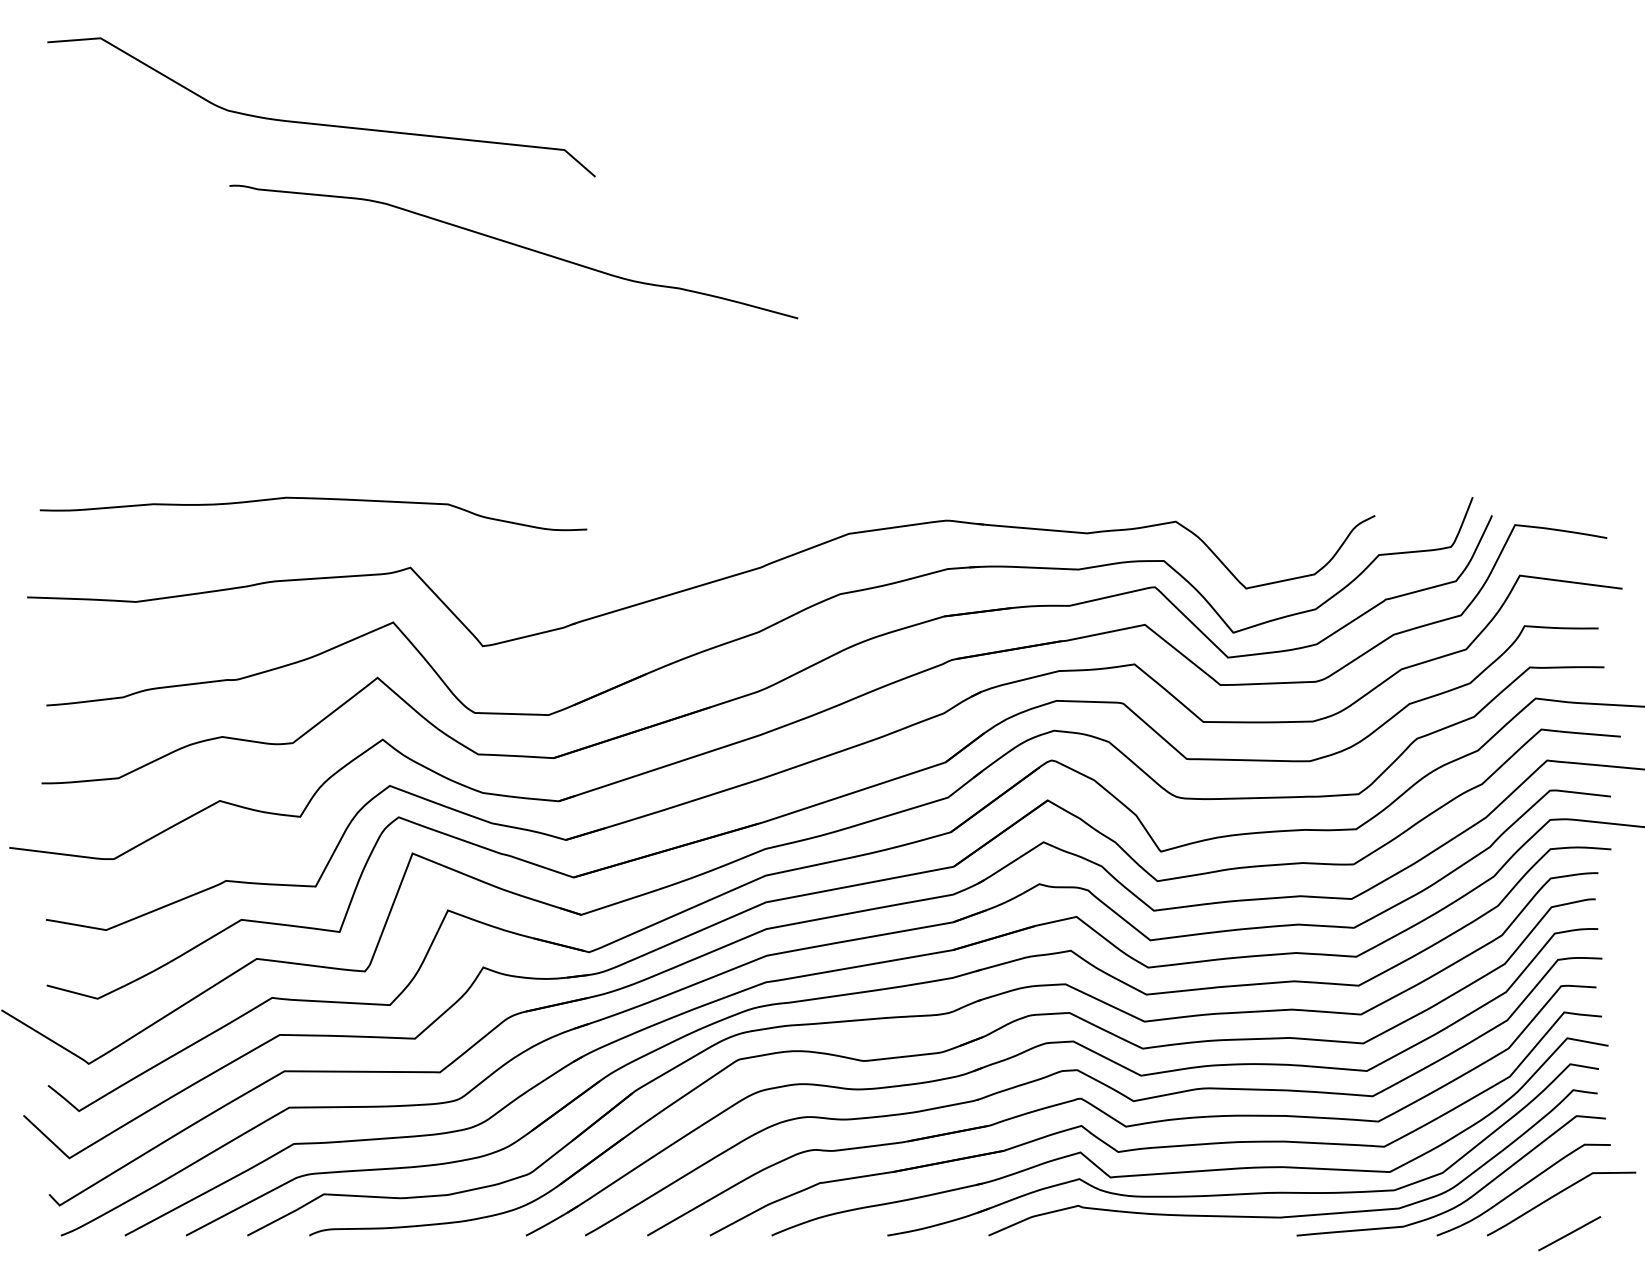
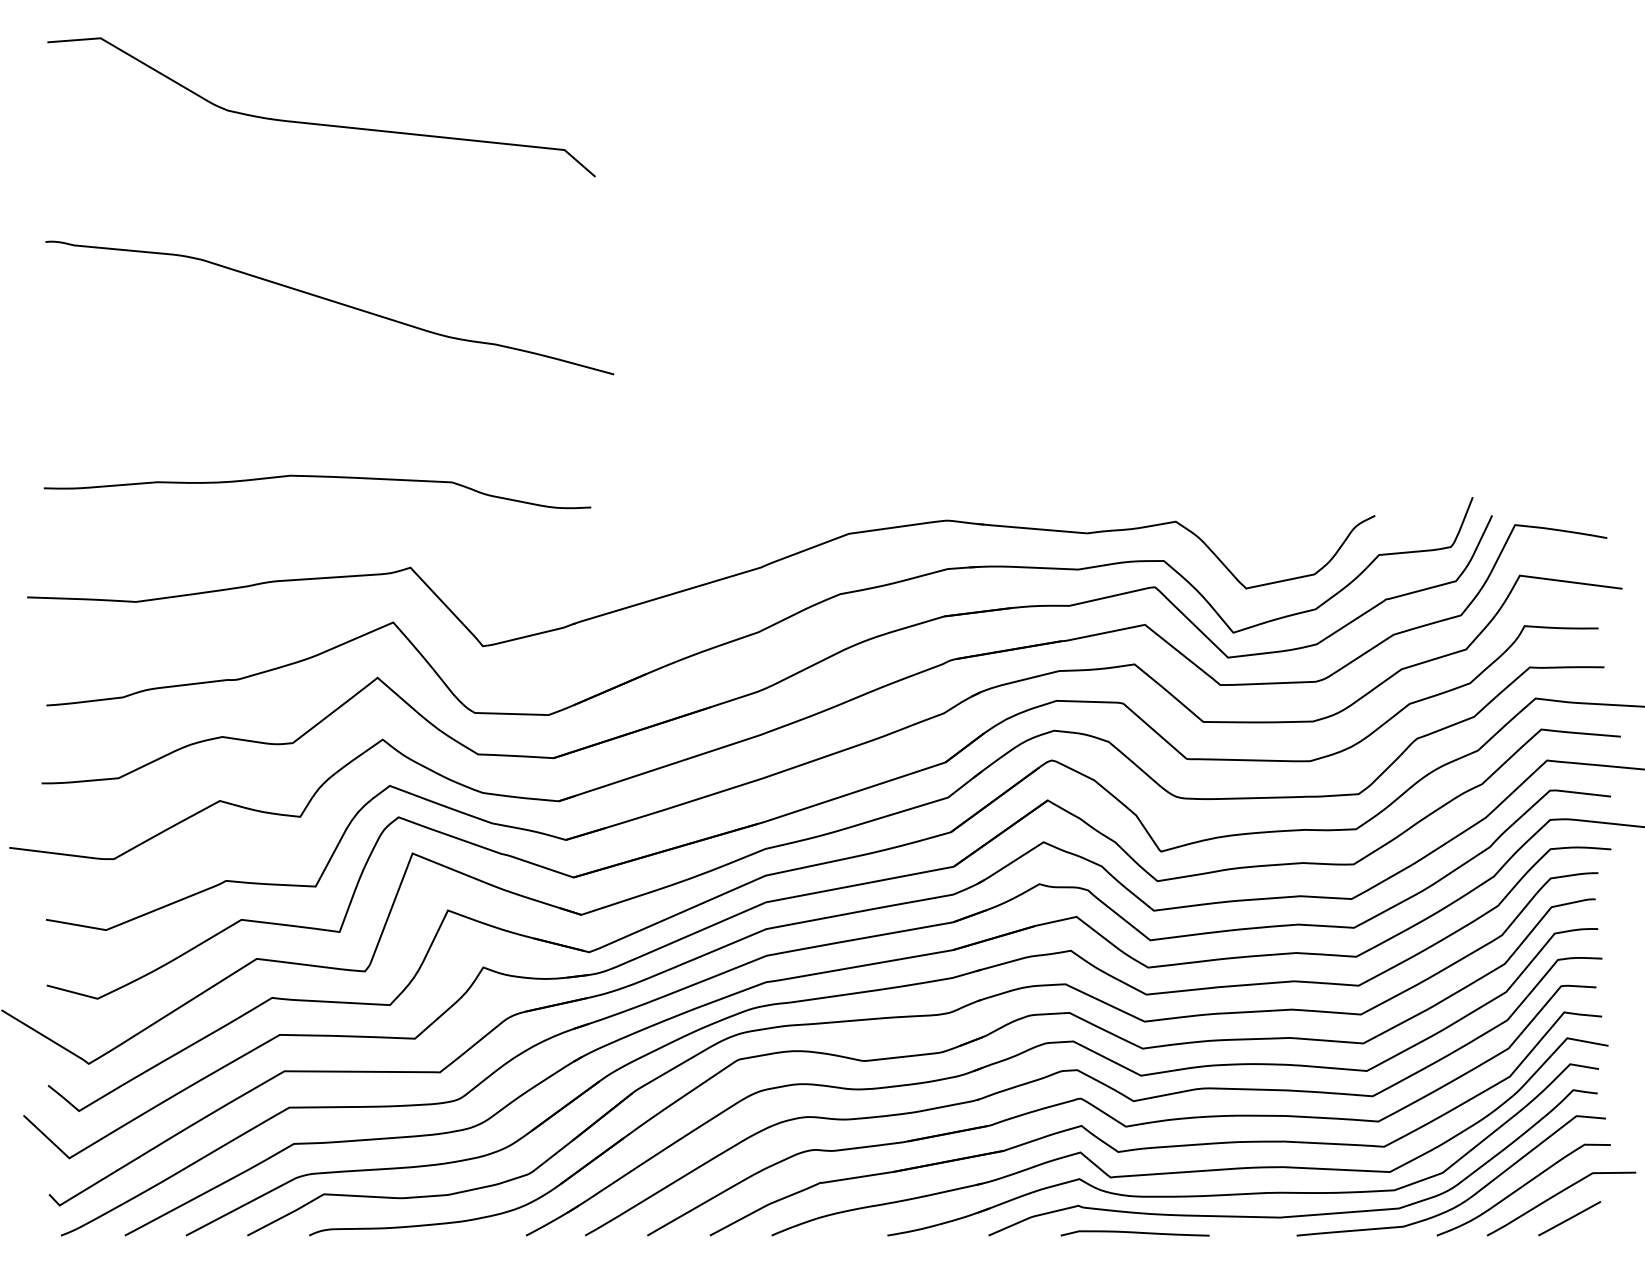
curve position: (516, 246) -> (332, 302) (332, 302)
curve position: (313, 499) -> (317, 477) (317, 477)
curve: none -> present (1134, 1233)
line position: (1569, 1233) -> (1569, 1218) (1569, 1218)
